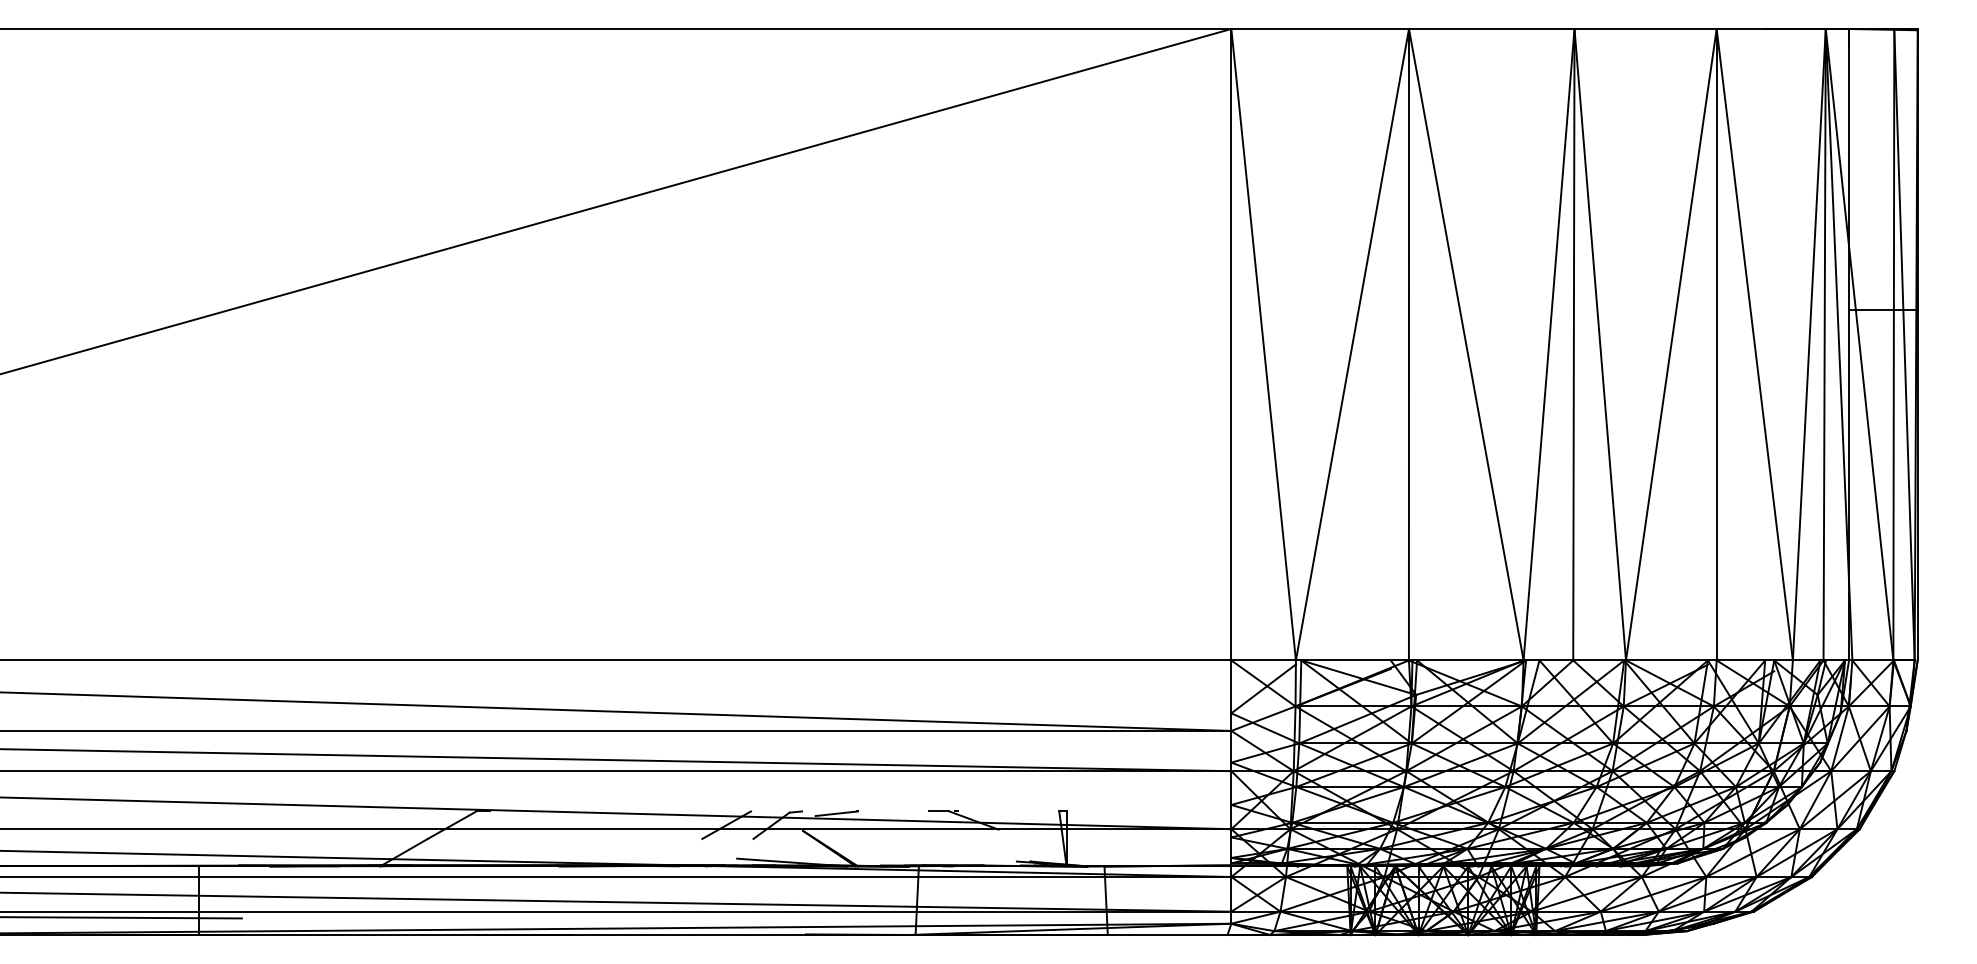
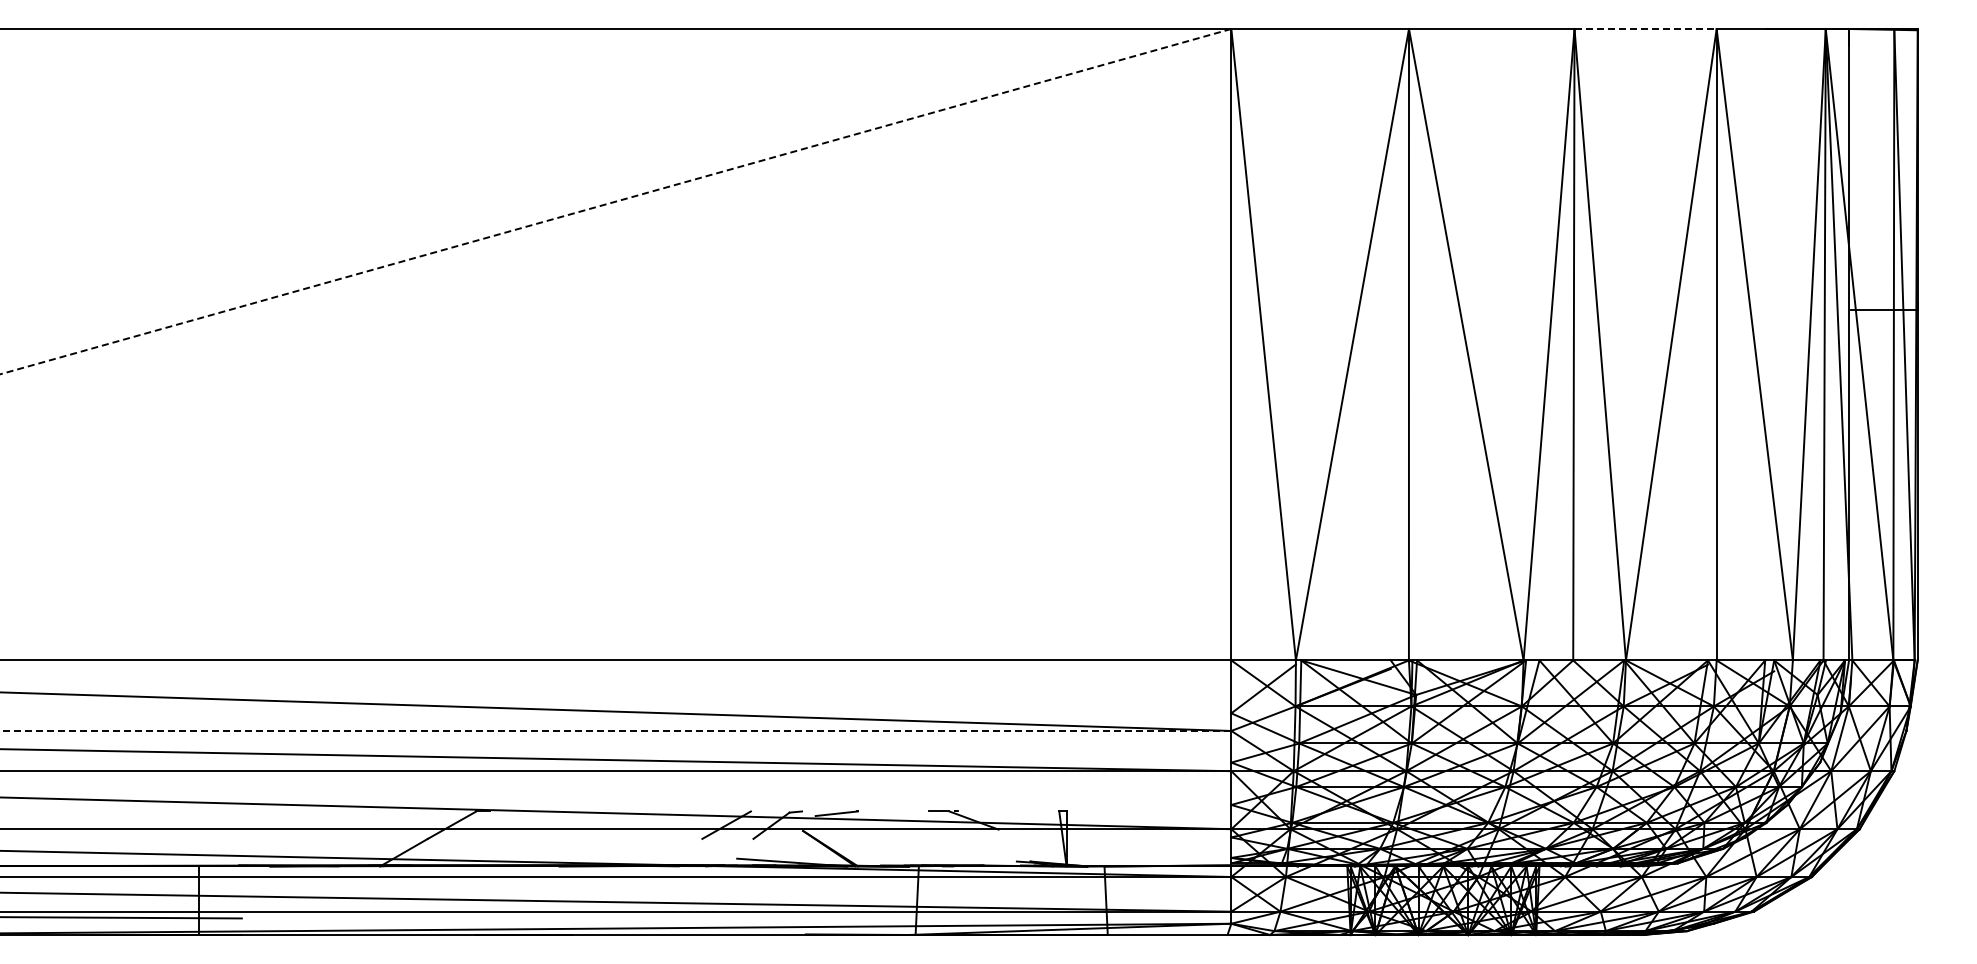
line: solid -> dashed (1646, 29)
line: solid -> dashed (615, 201)
line: solid -> dashed (615, 730)
